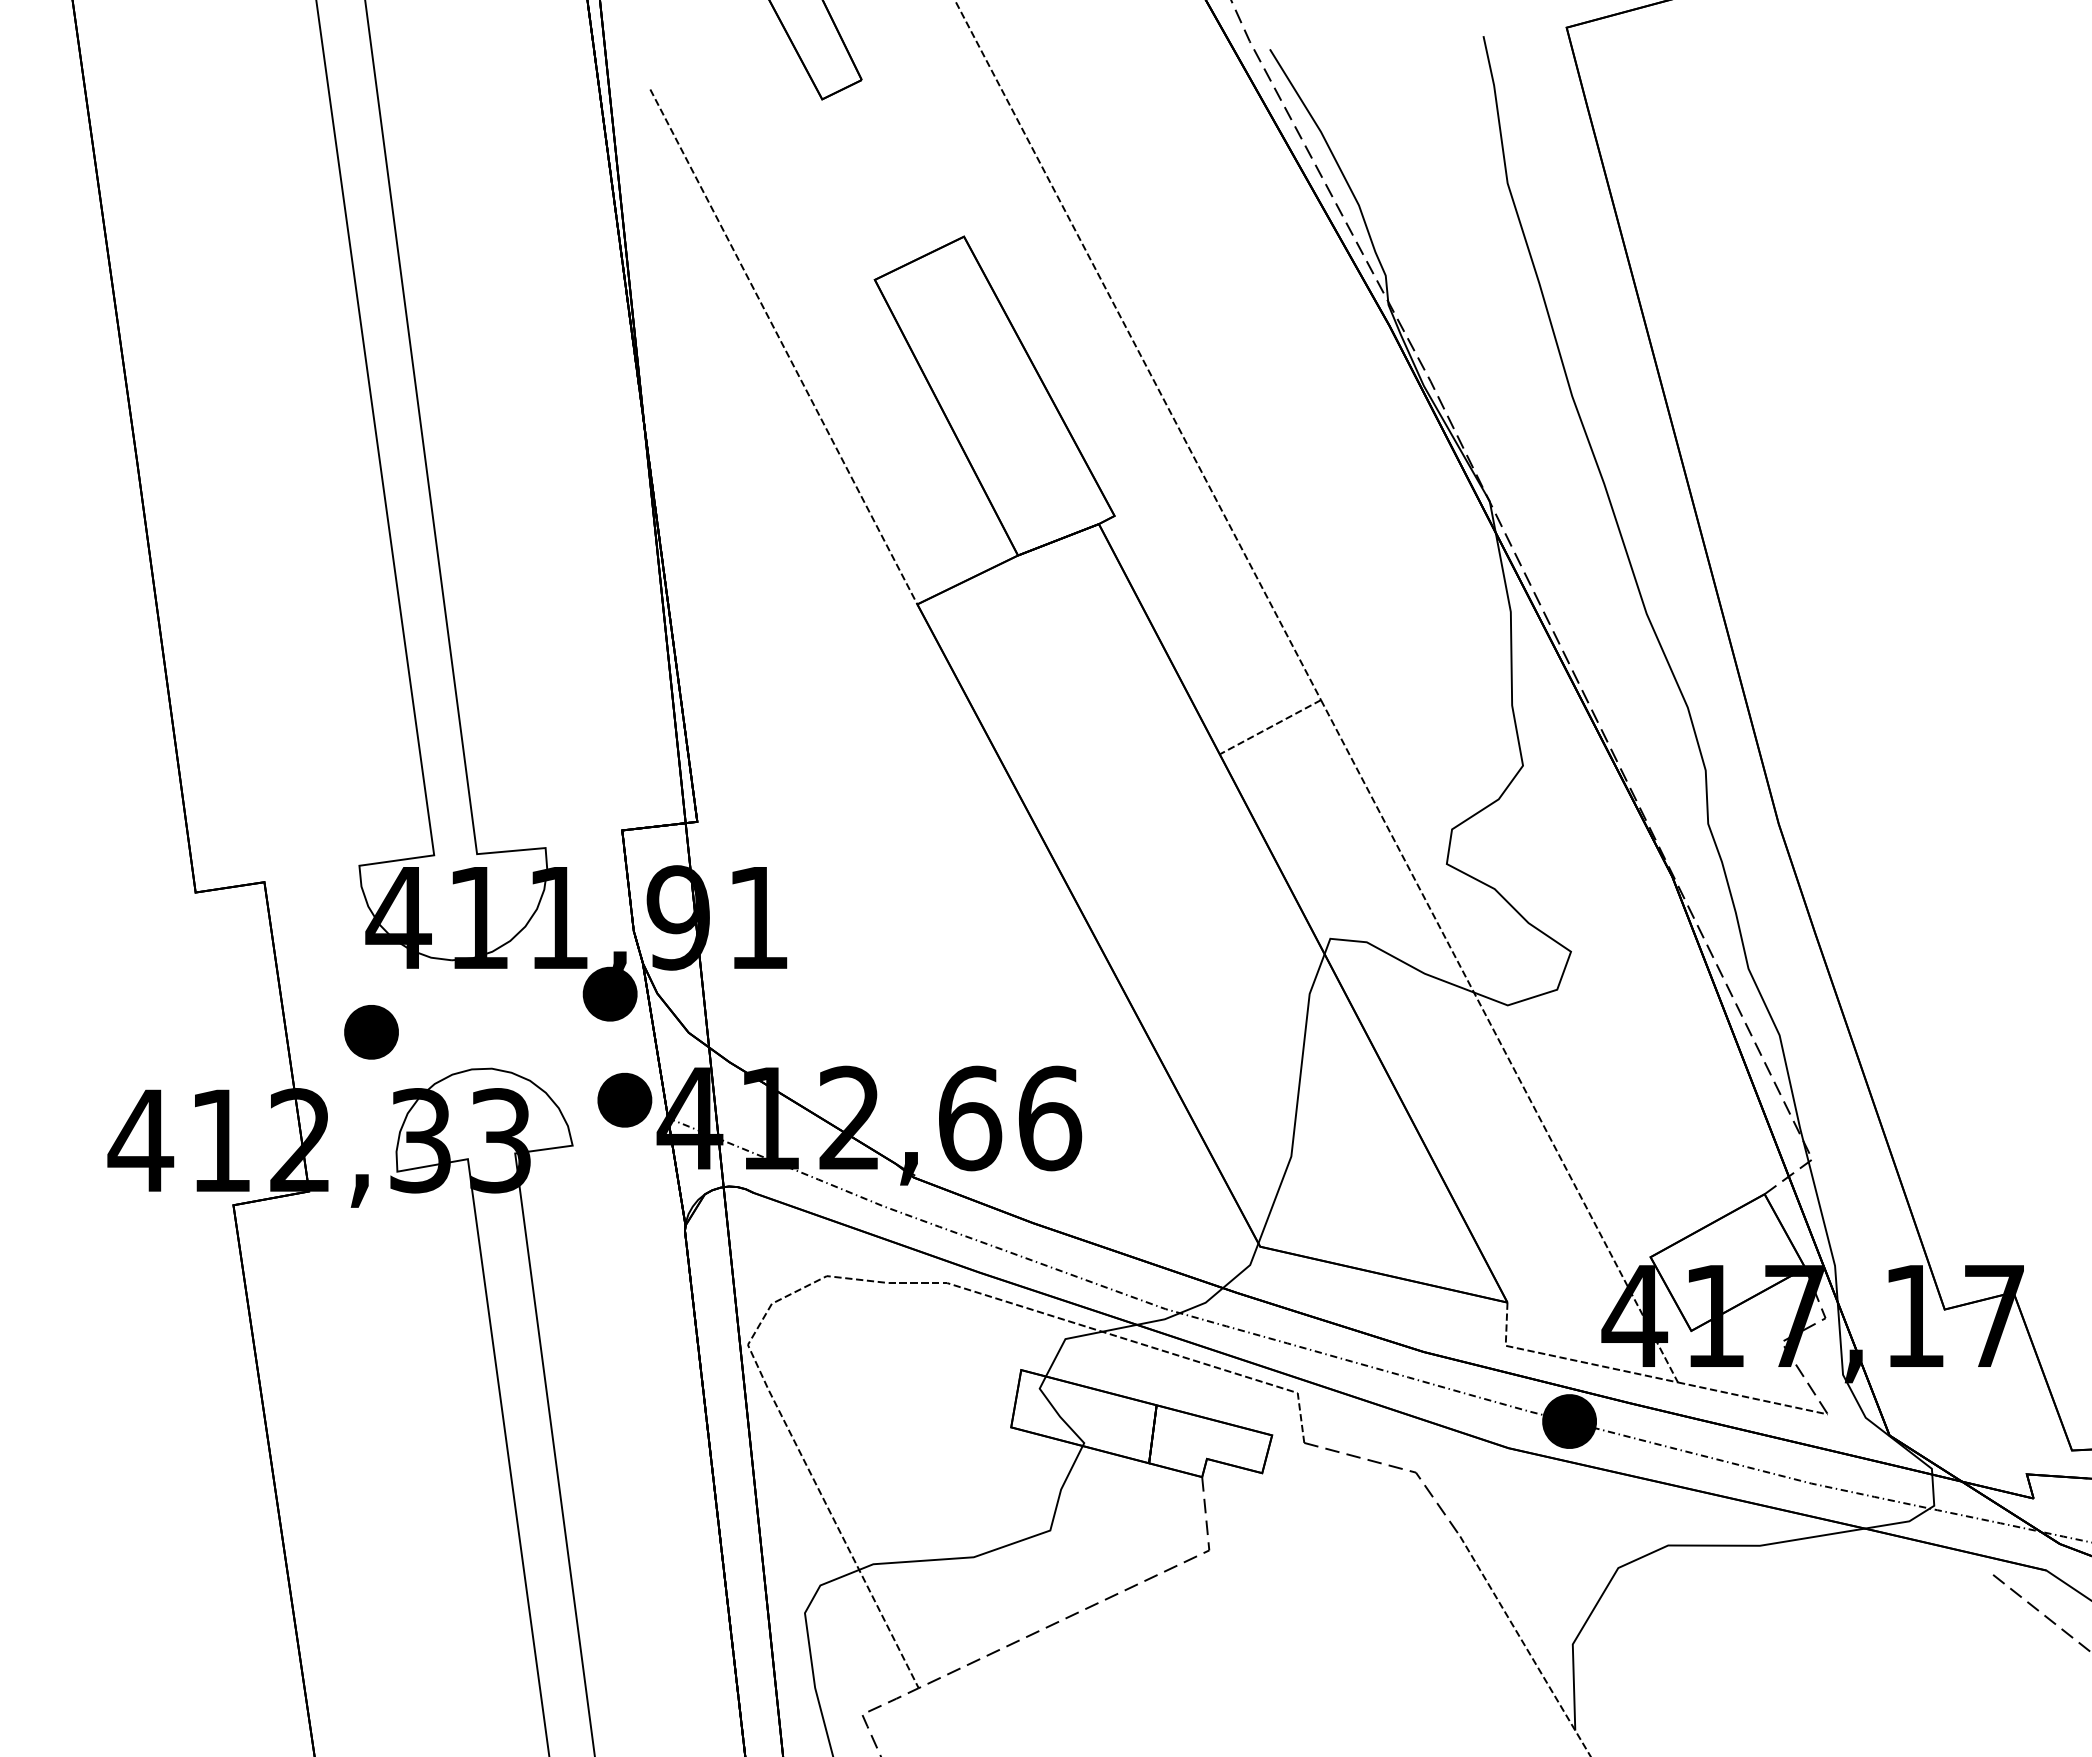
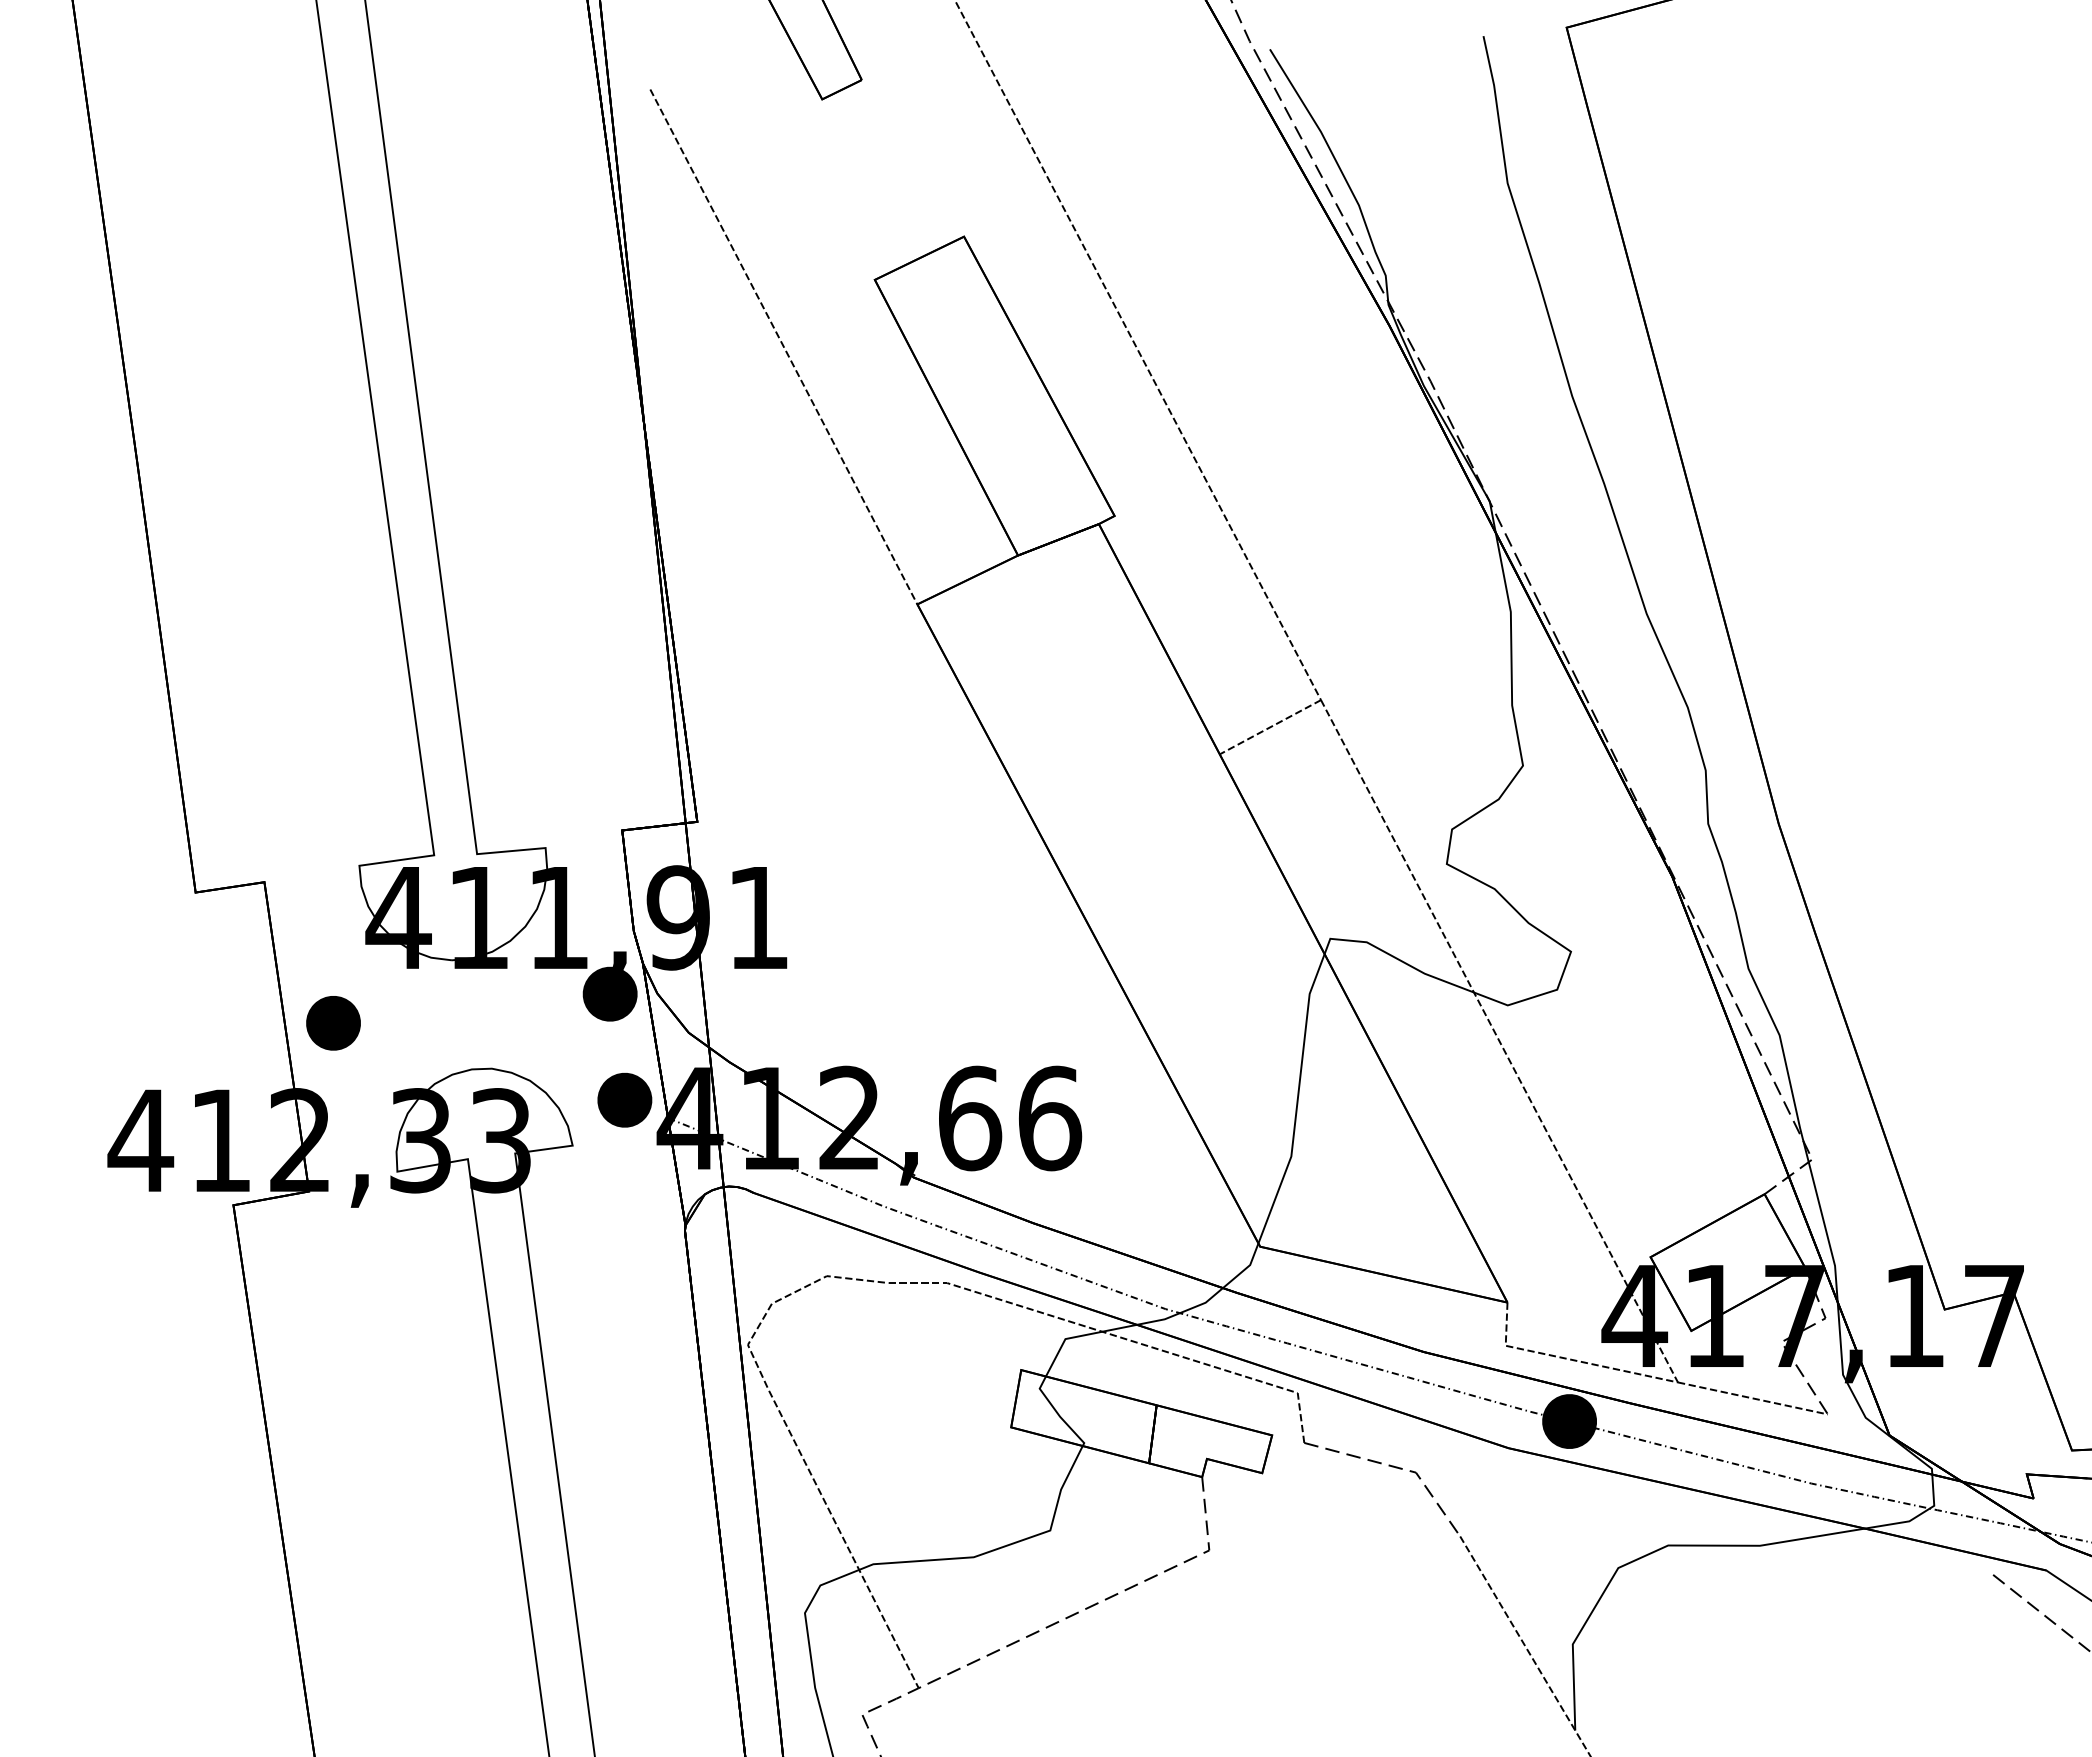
part position: (371, 1032) -> (333, 1023) (333, 1023)
